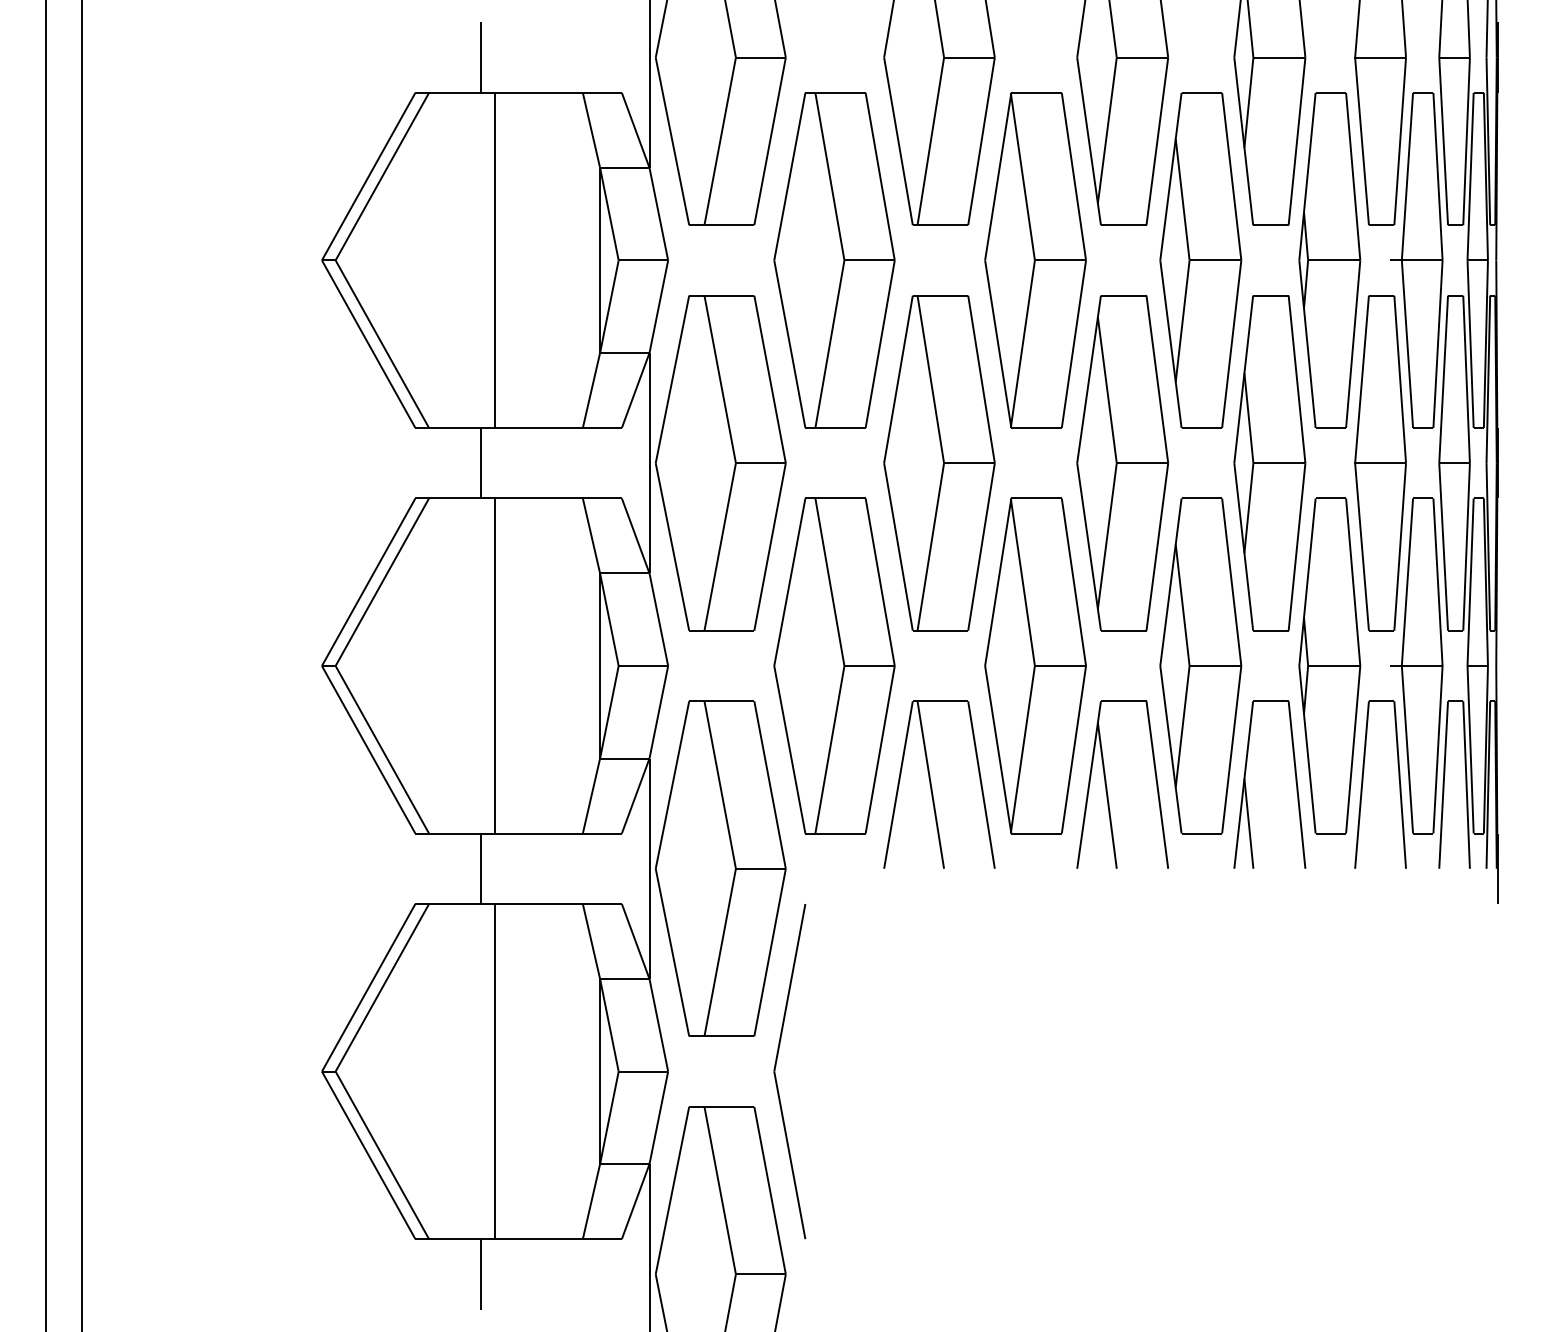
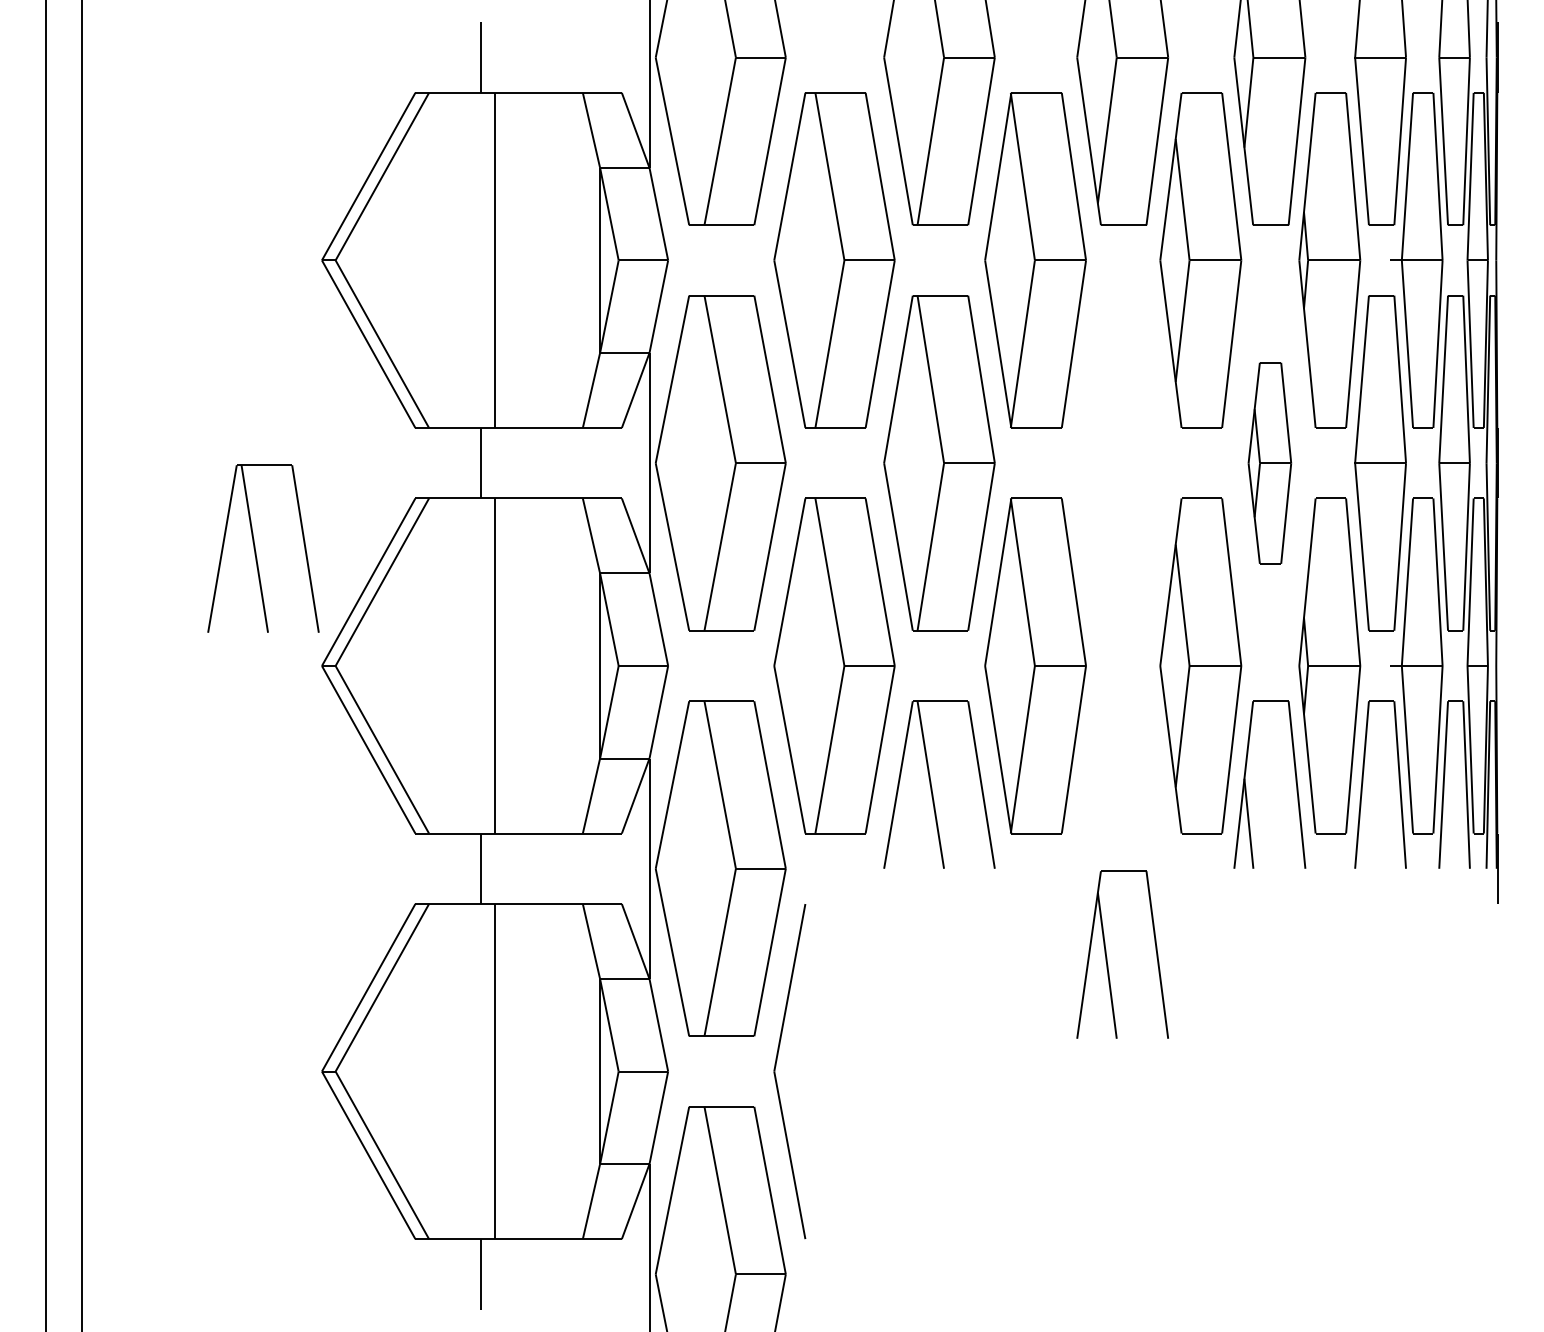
part: present -> none (1122, 463)
part size: 74x337 px -> 46x203 px (1269, 463)
part: none -> present (256, 551)
part position: (1107, 787) -> (1107, 957) (1107, 957)
